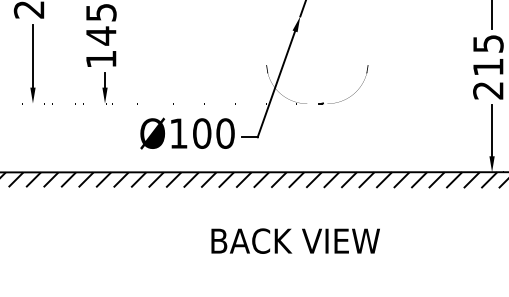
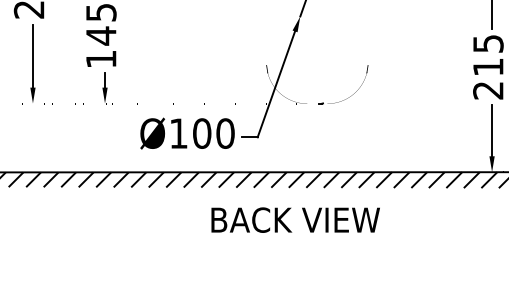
text position: (295, 240) -> (295, 219) (295, 219)
